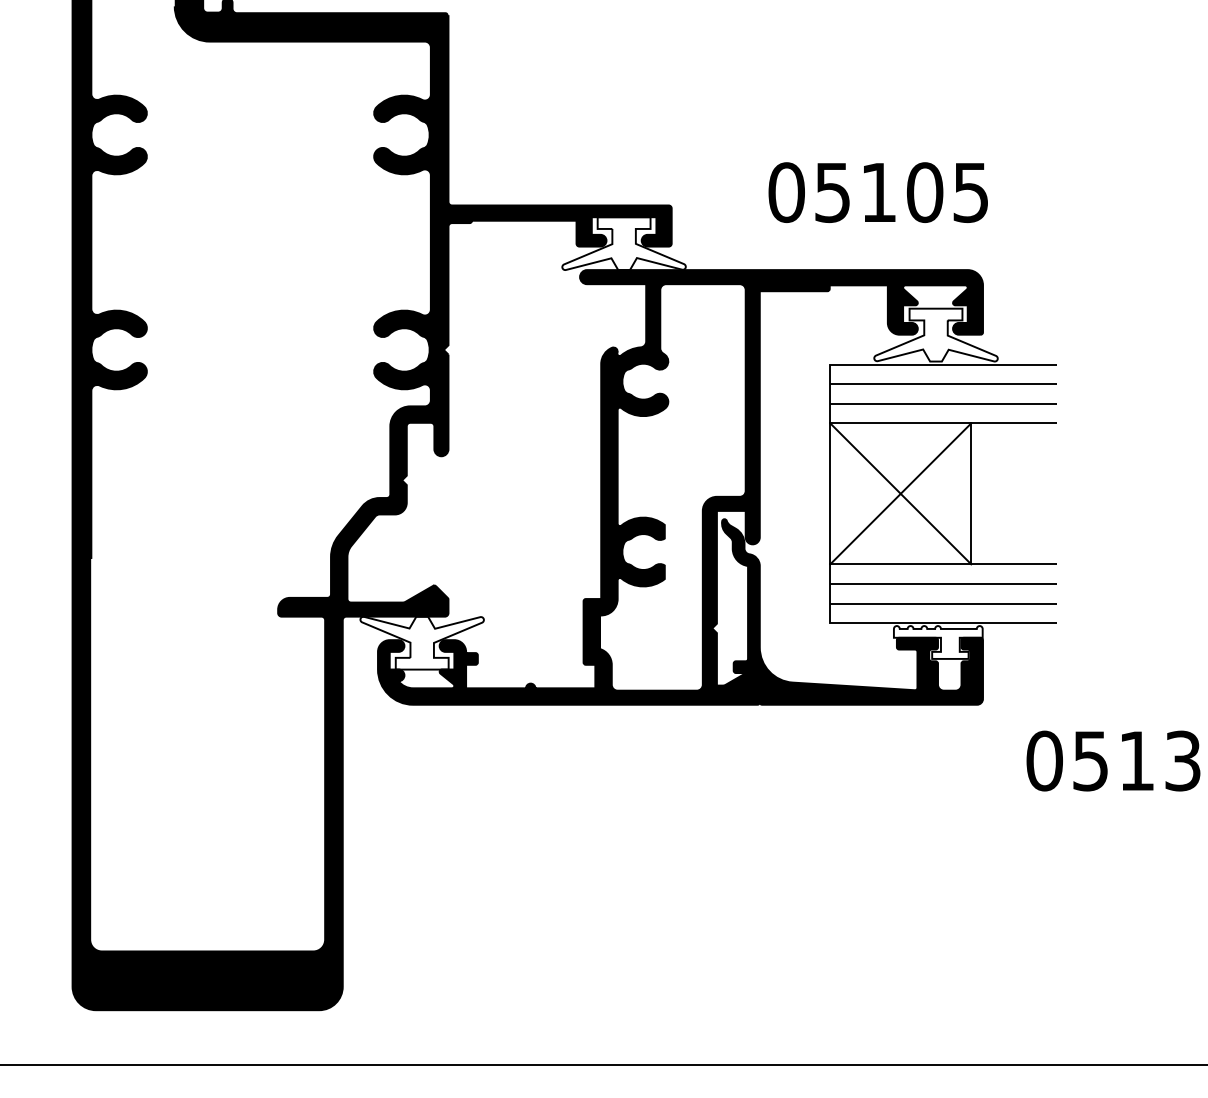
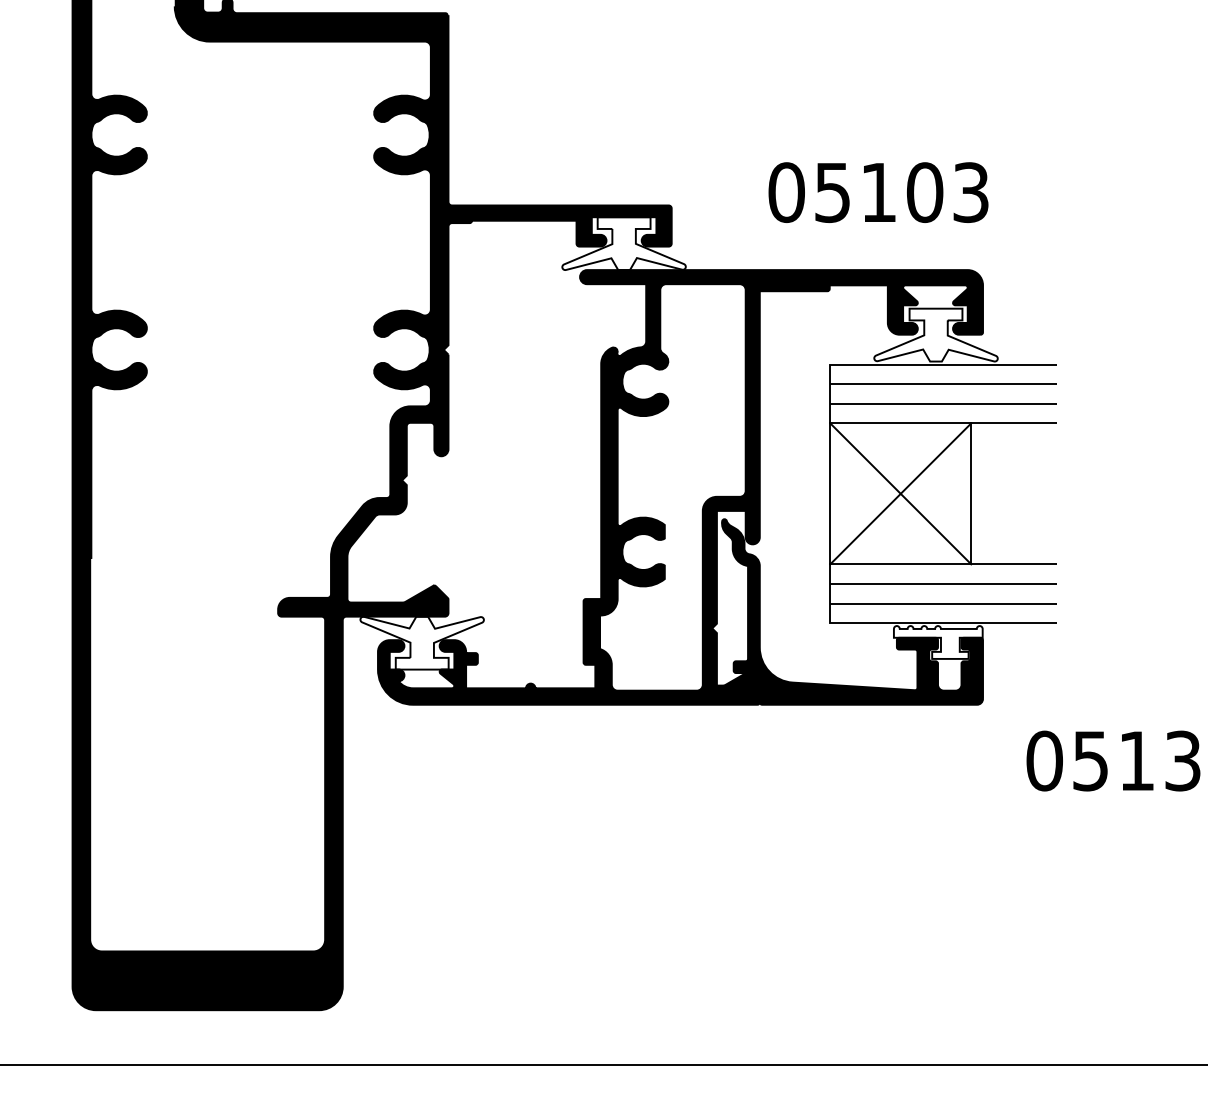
text: 05105 -> 05103 (971, 192)
